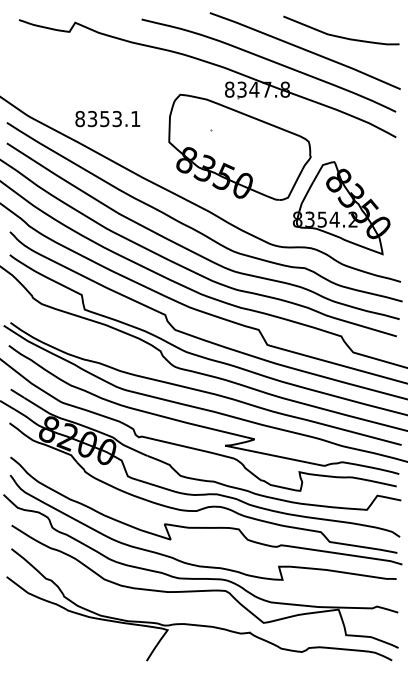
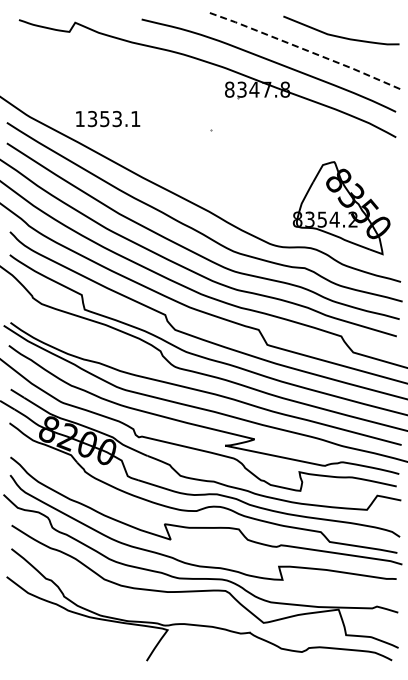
line: solid -> dashed (306, 50)
text: 8353.1 -> 1353.1 (79, 118)
part: present -> none (239, 146)
